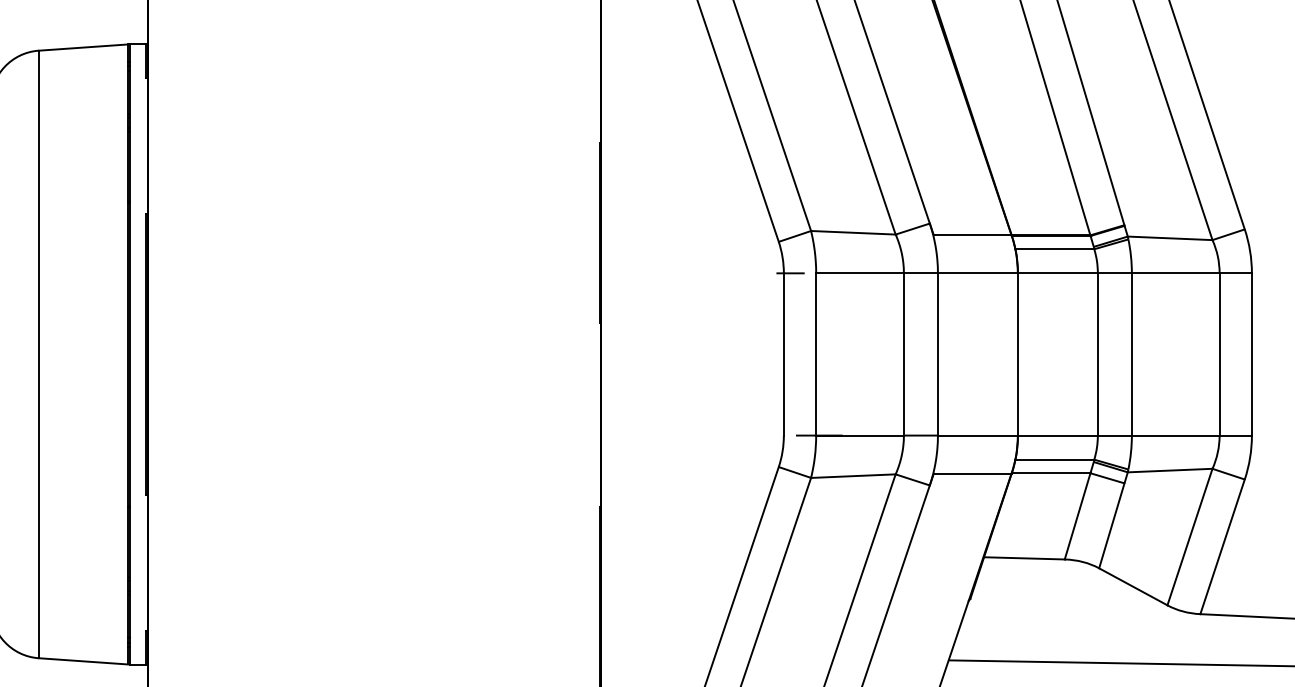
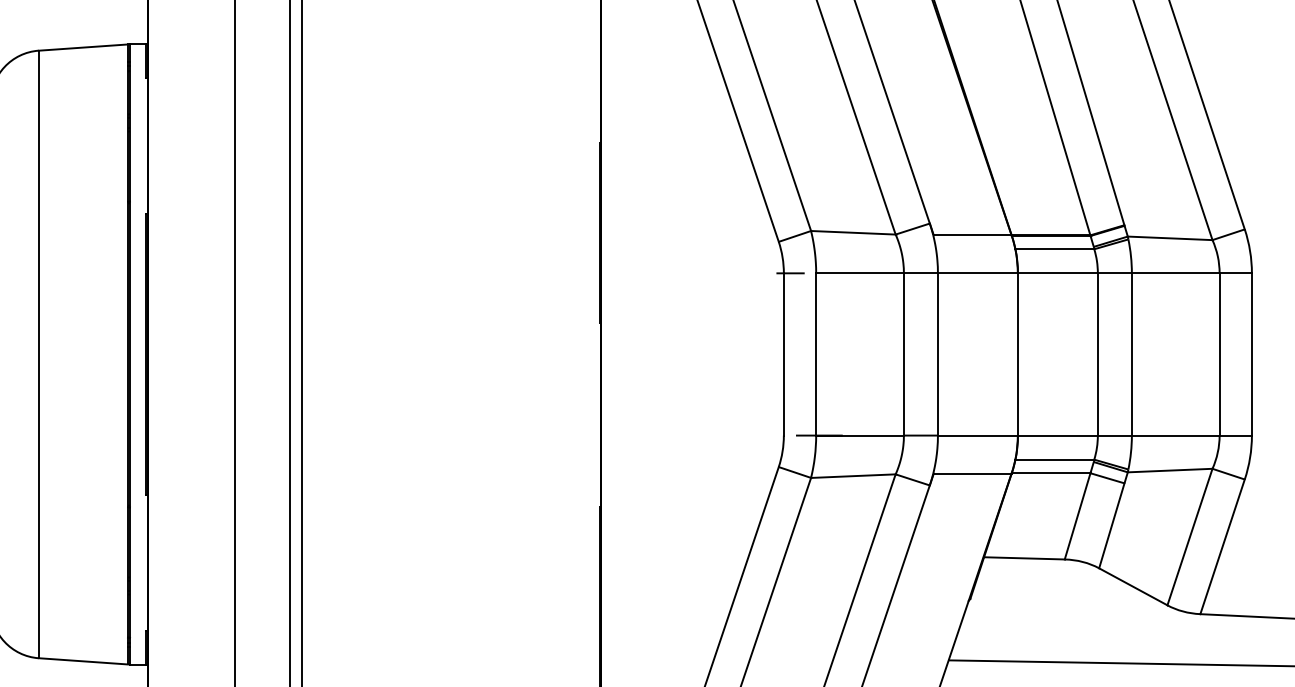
line: none -> present (234, 342)
line: none -> present (290, 342)
line: none -> present (302, 342)
